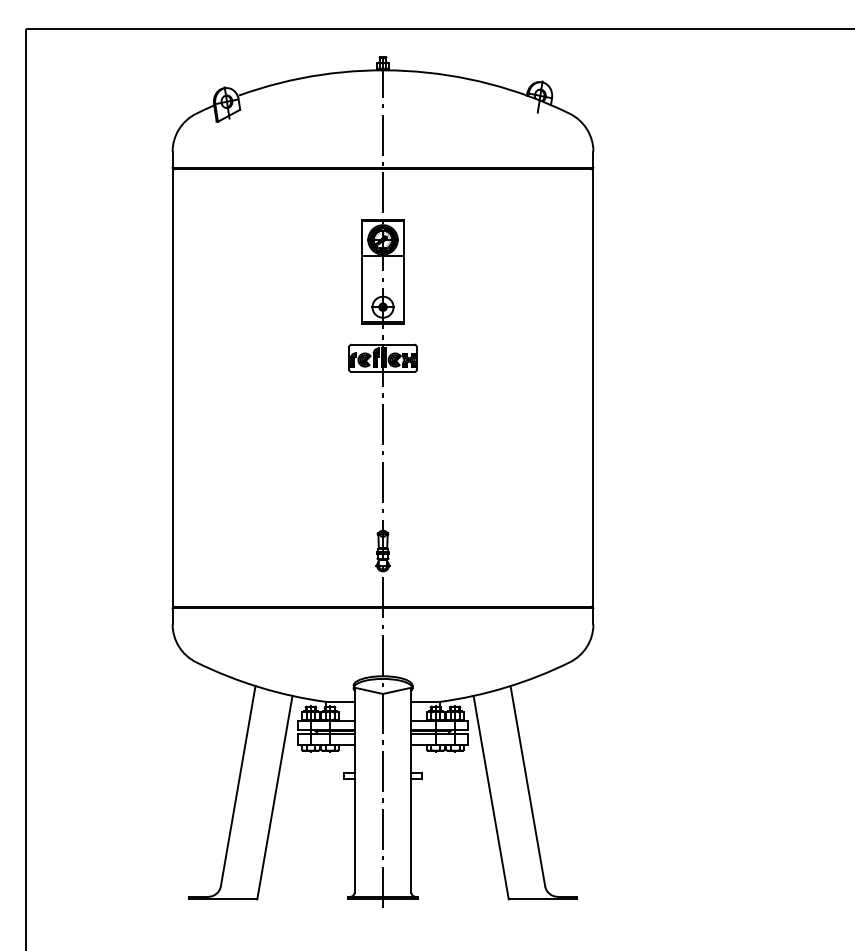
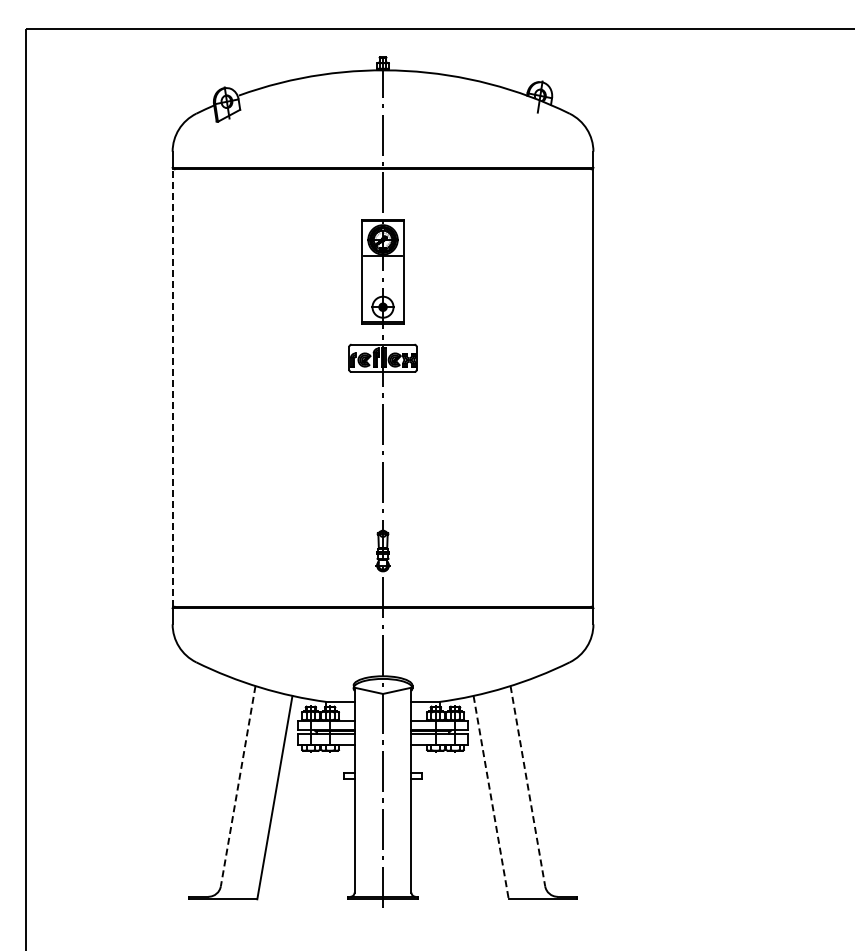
line: solid -> dashed (172, 388)
line: solid -> dashed (238, 786)
line: solid -> dashed (527, 786)
line: solid -> dashed (491, 798)
